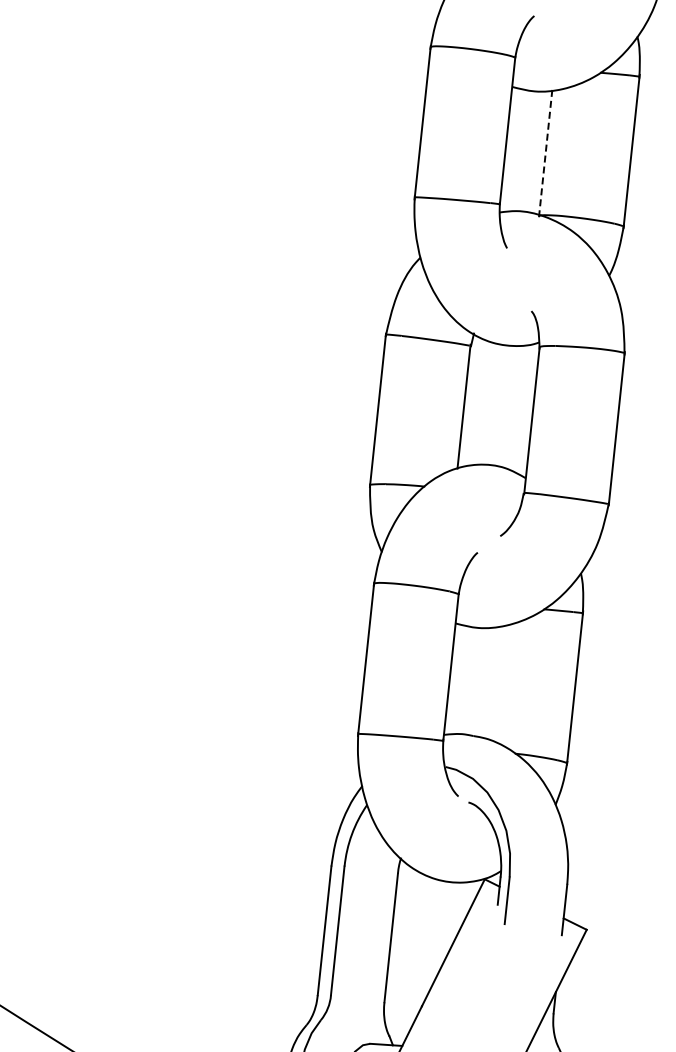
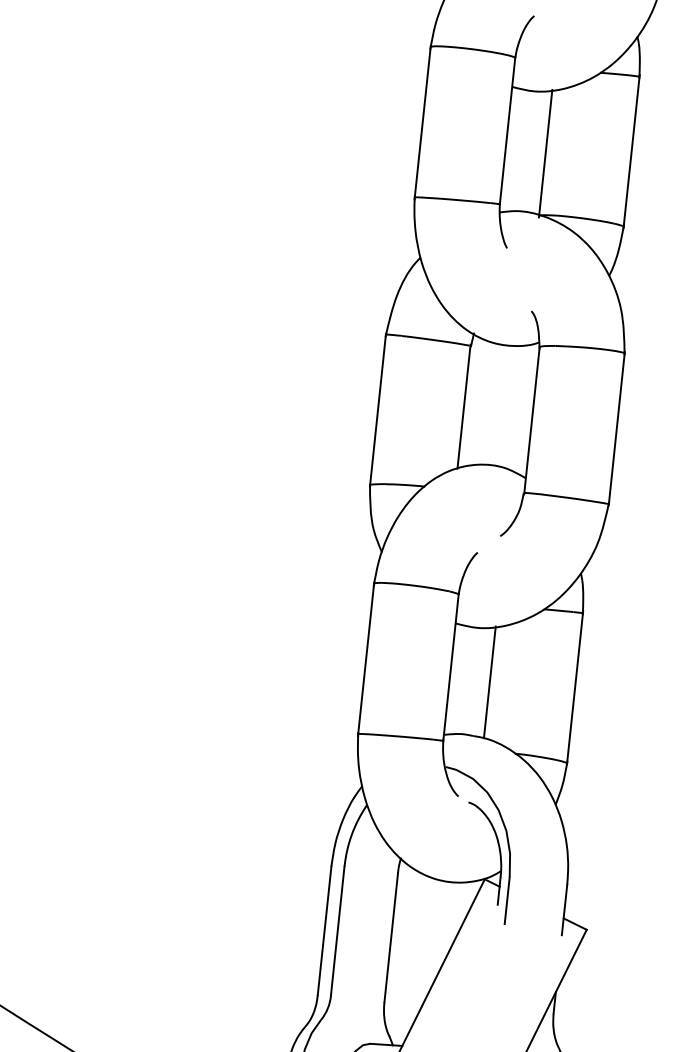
line: dashed -> solid (545, 154)
line: none -> present (489, 682)
